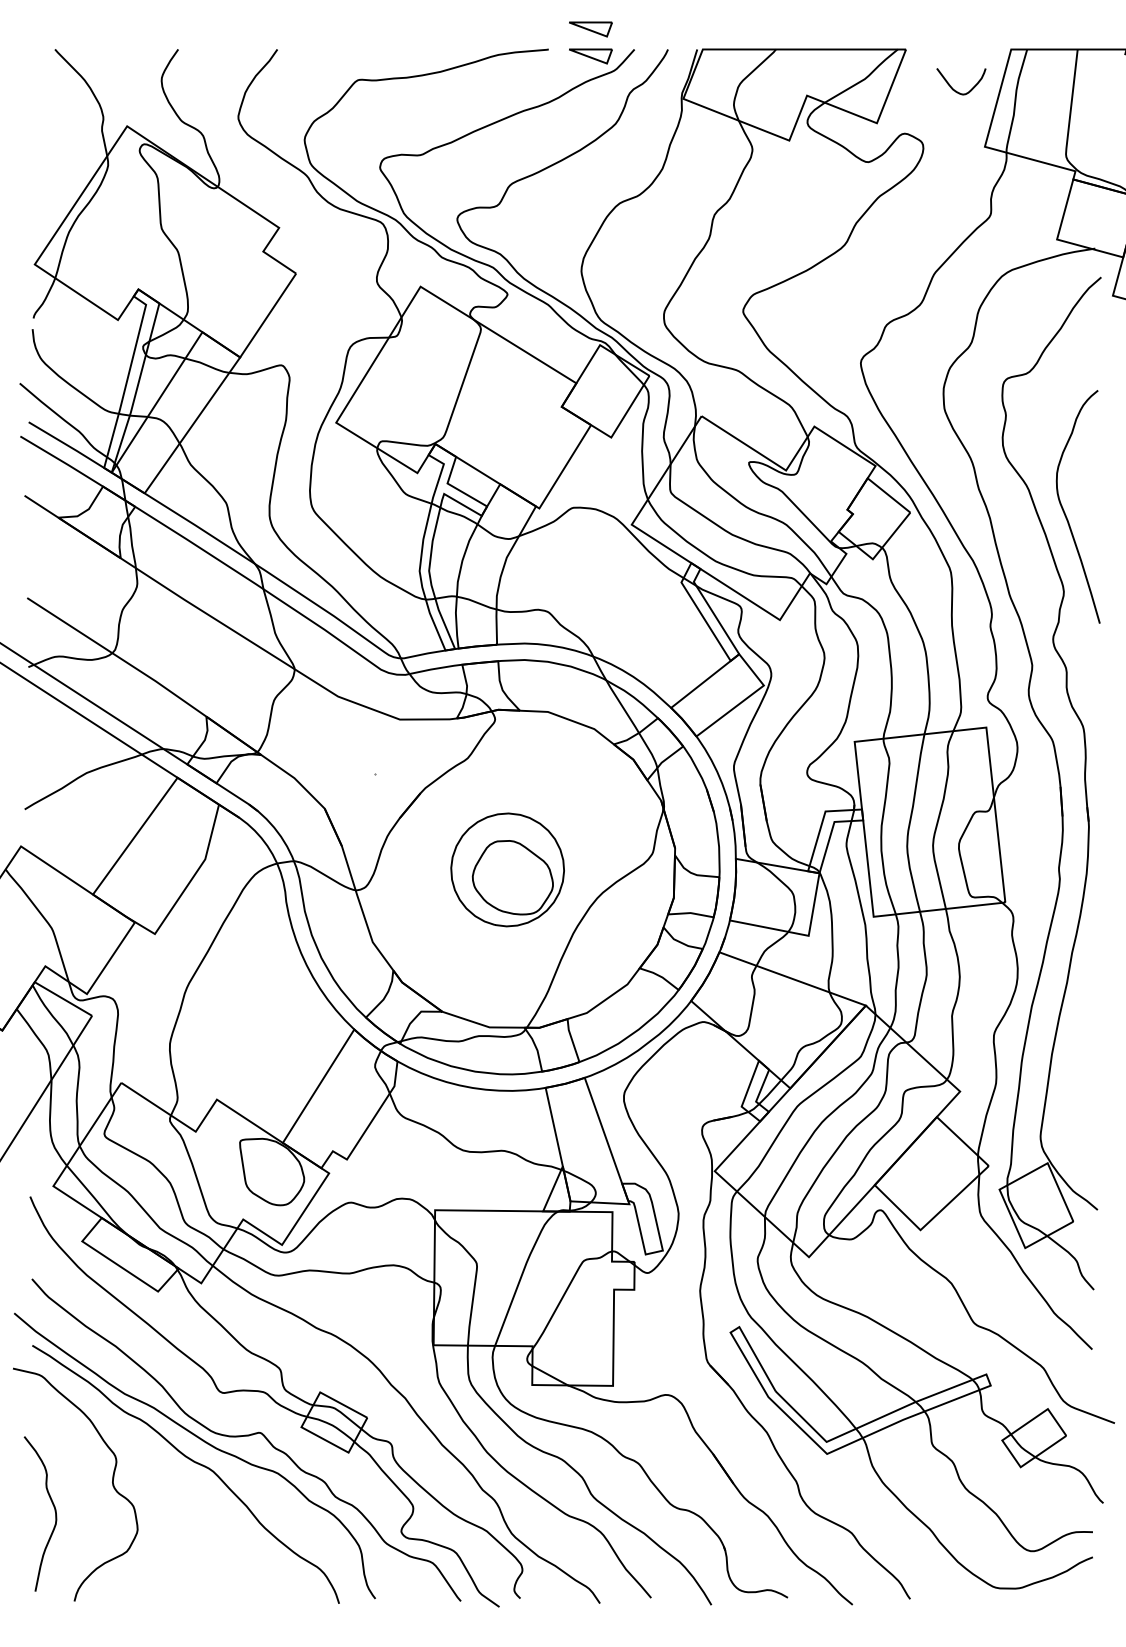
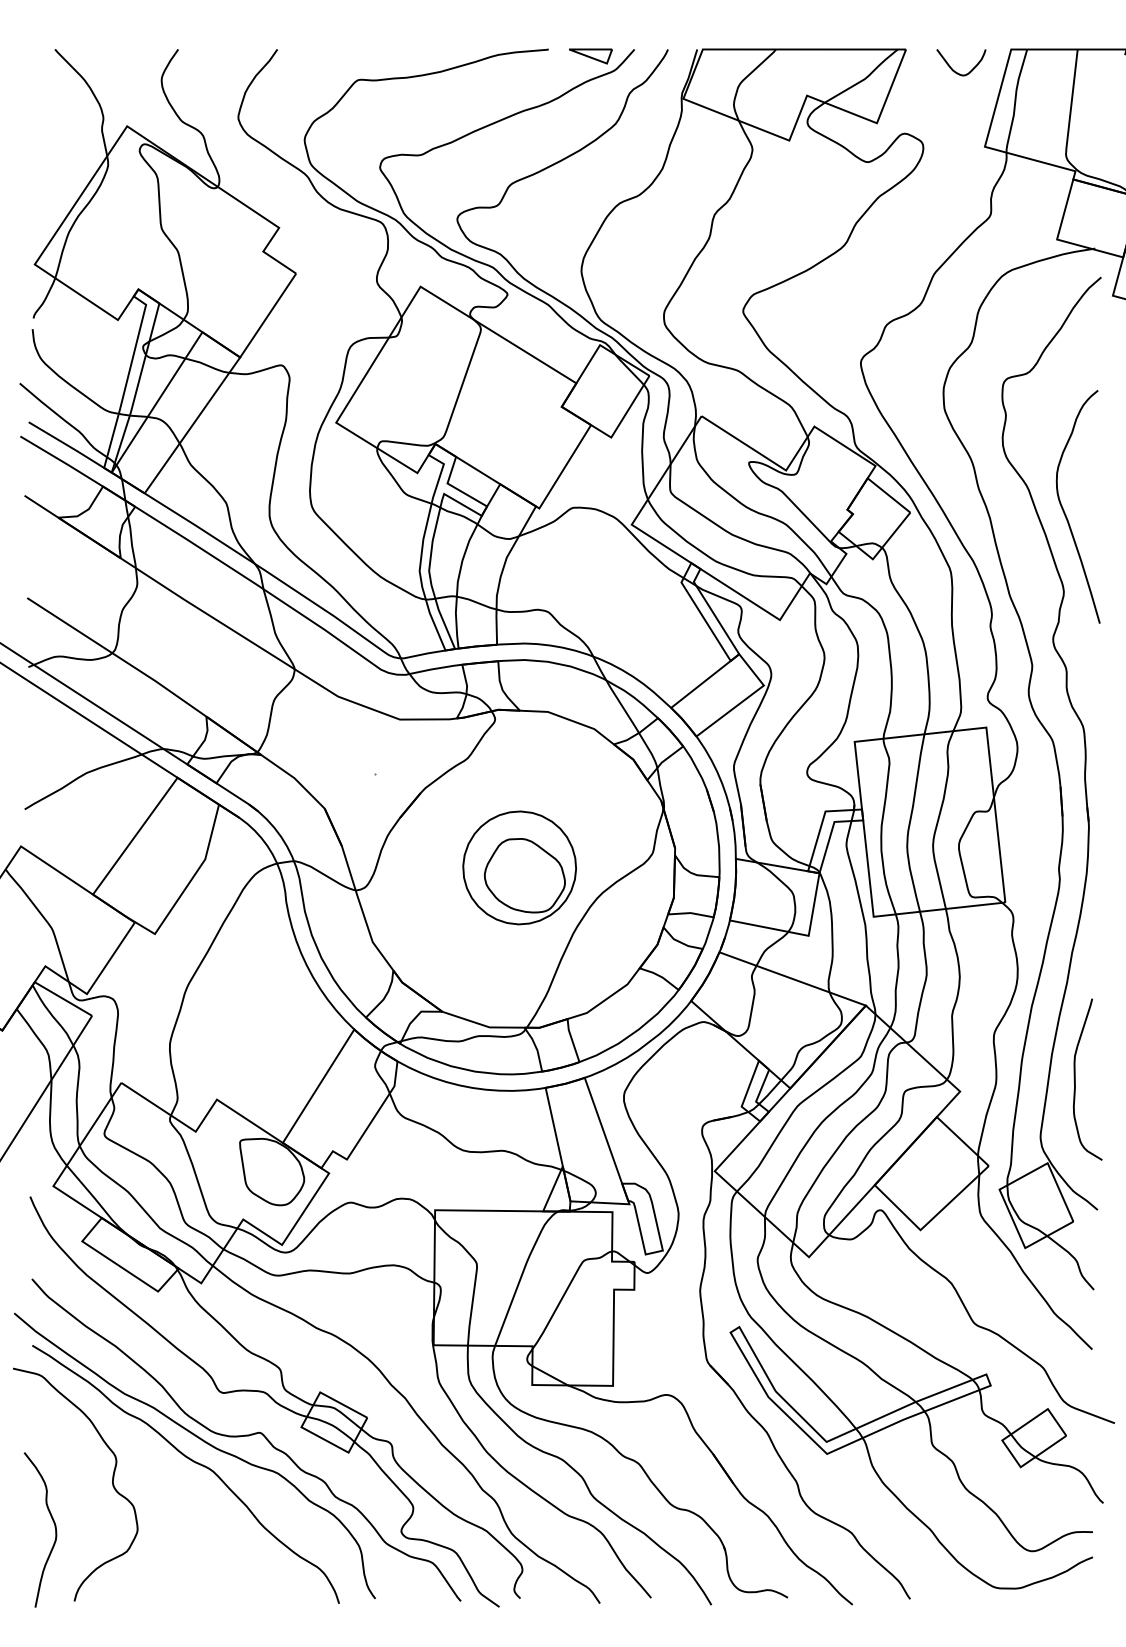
part: present -> none (590, 29)
curve position: (956, 90) -> (956, 71) (956, 71)
part position: (507, 869) -> (519, 867) (519, 867)
curve: none -> present (1075, 1079)
curve position: (54, 1511) -> (54, 1527) (54, 1527)
